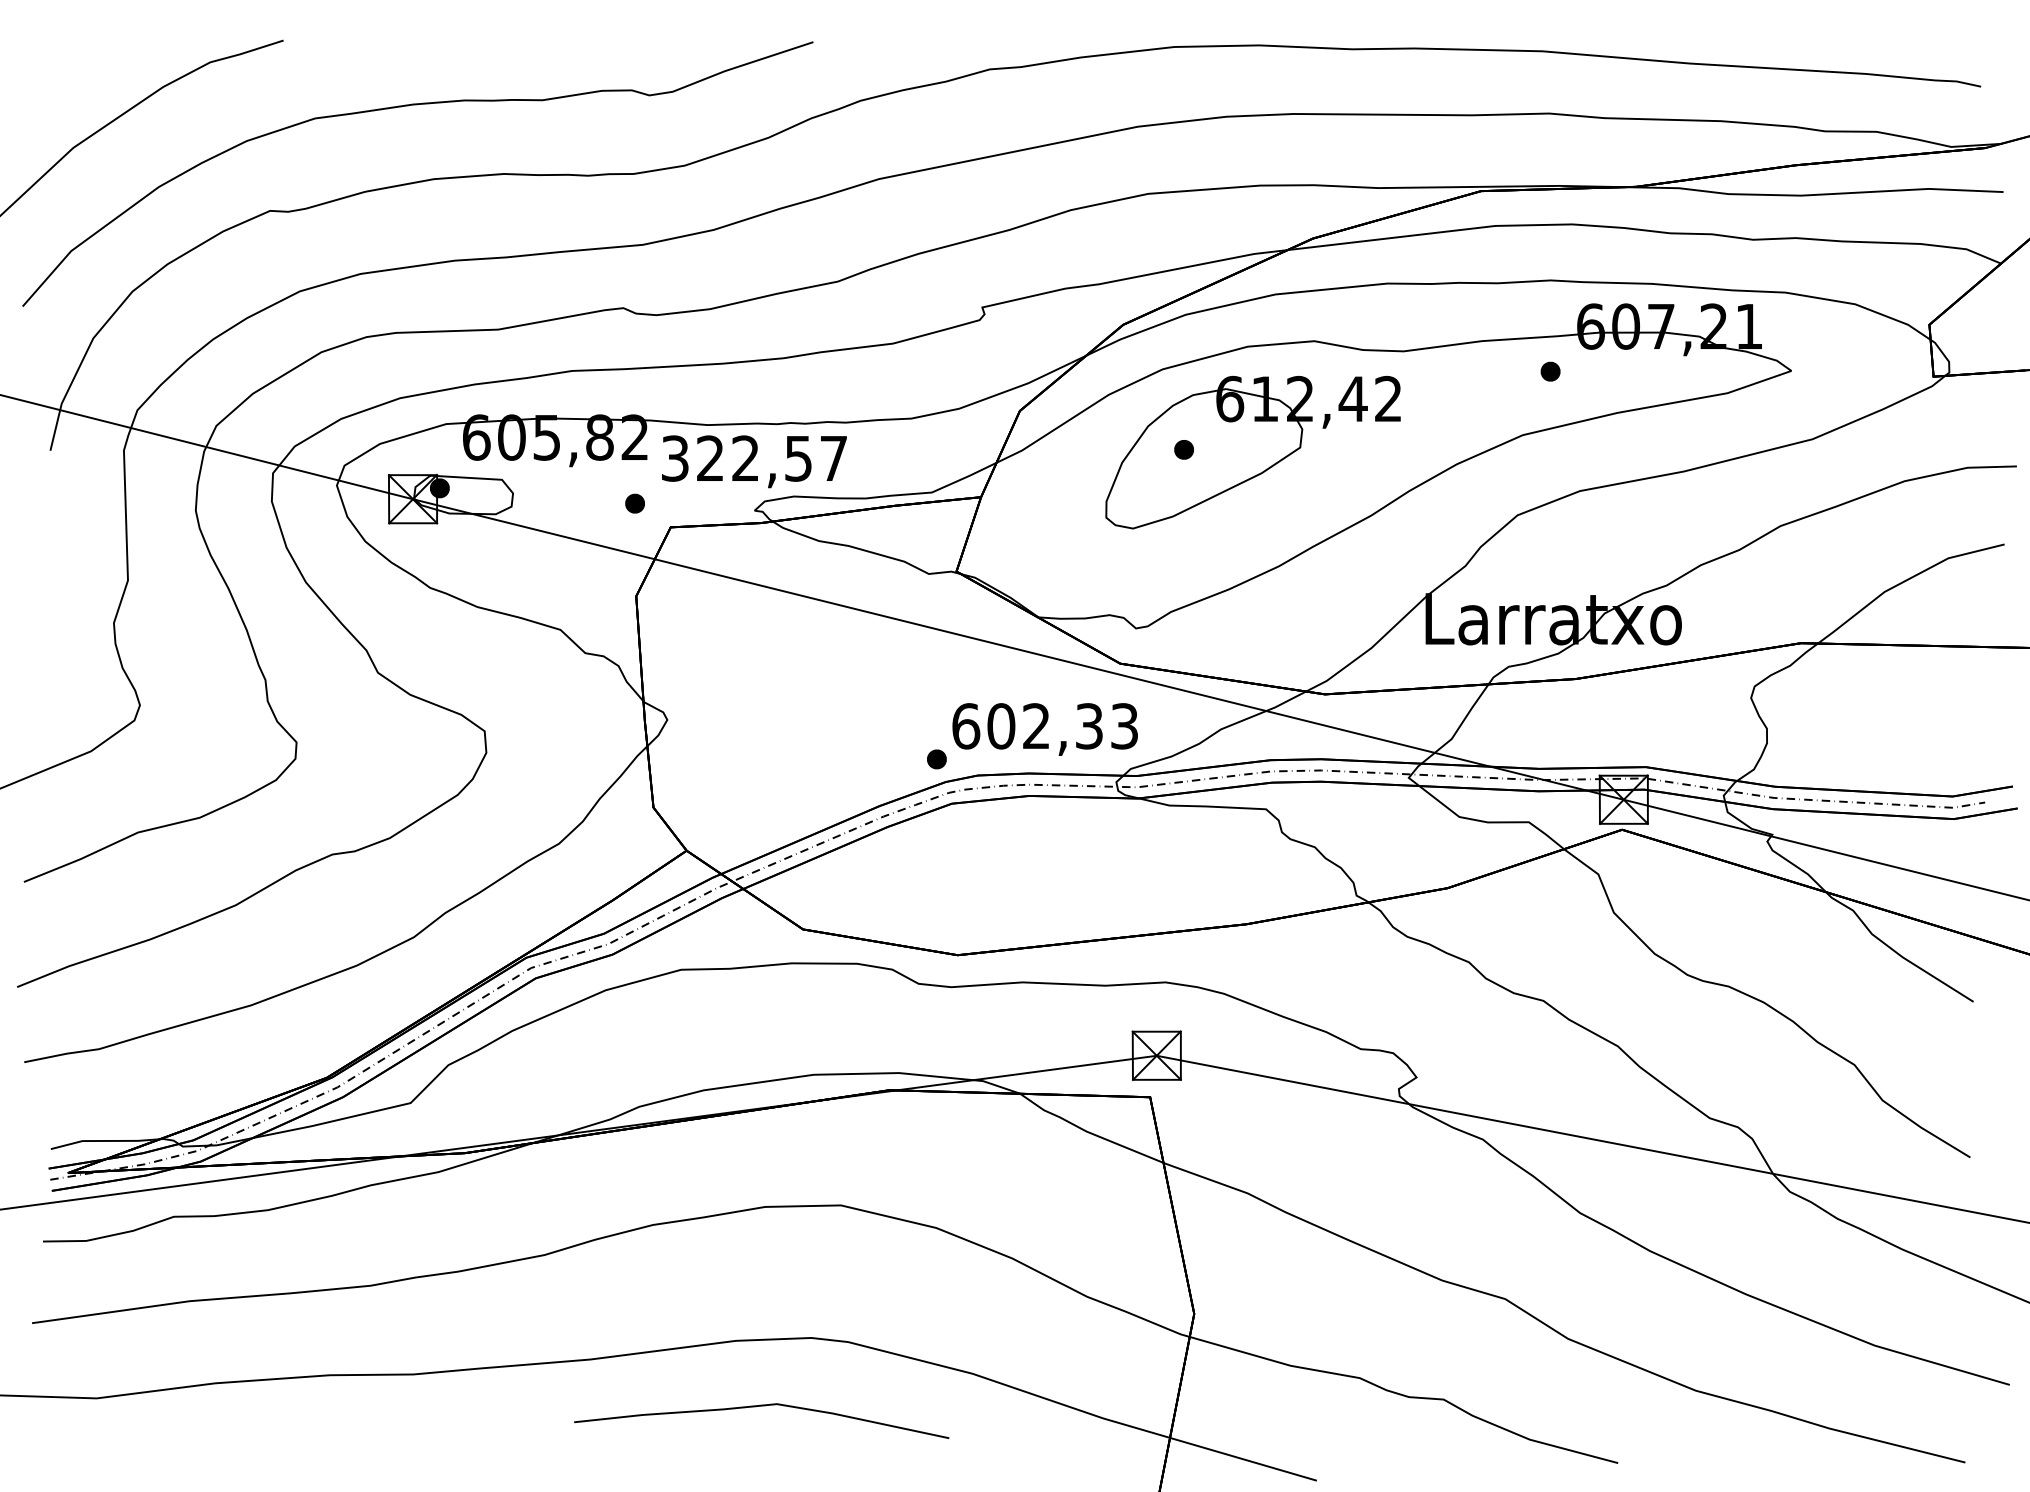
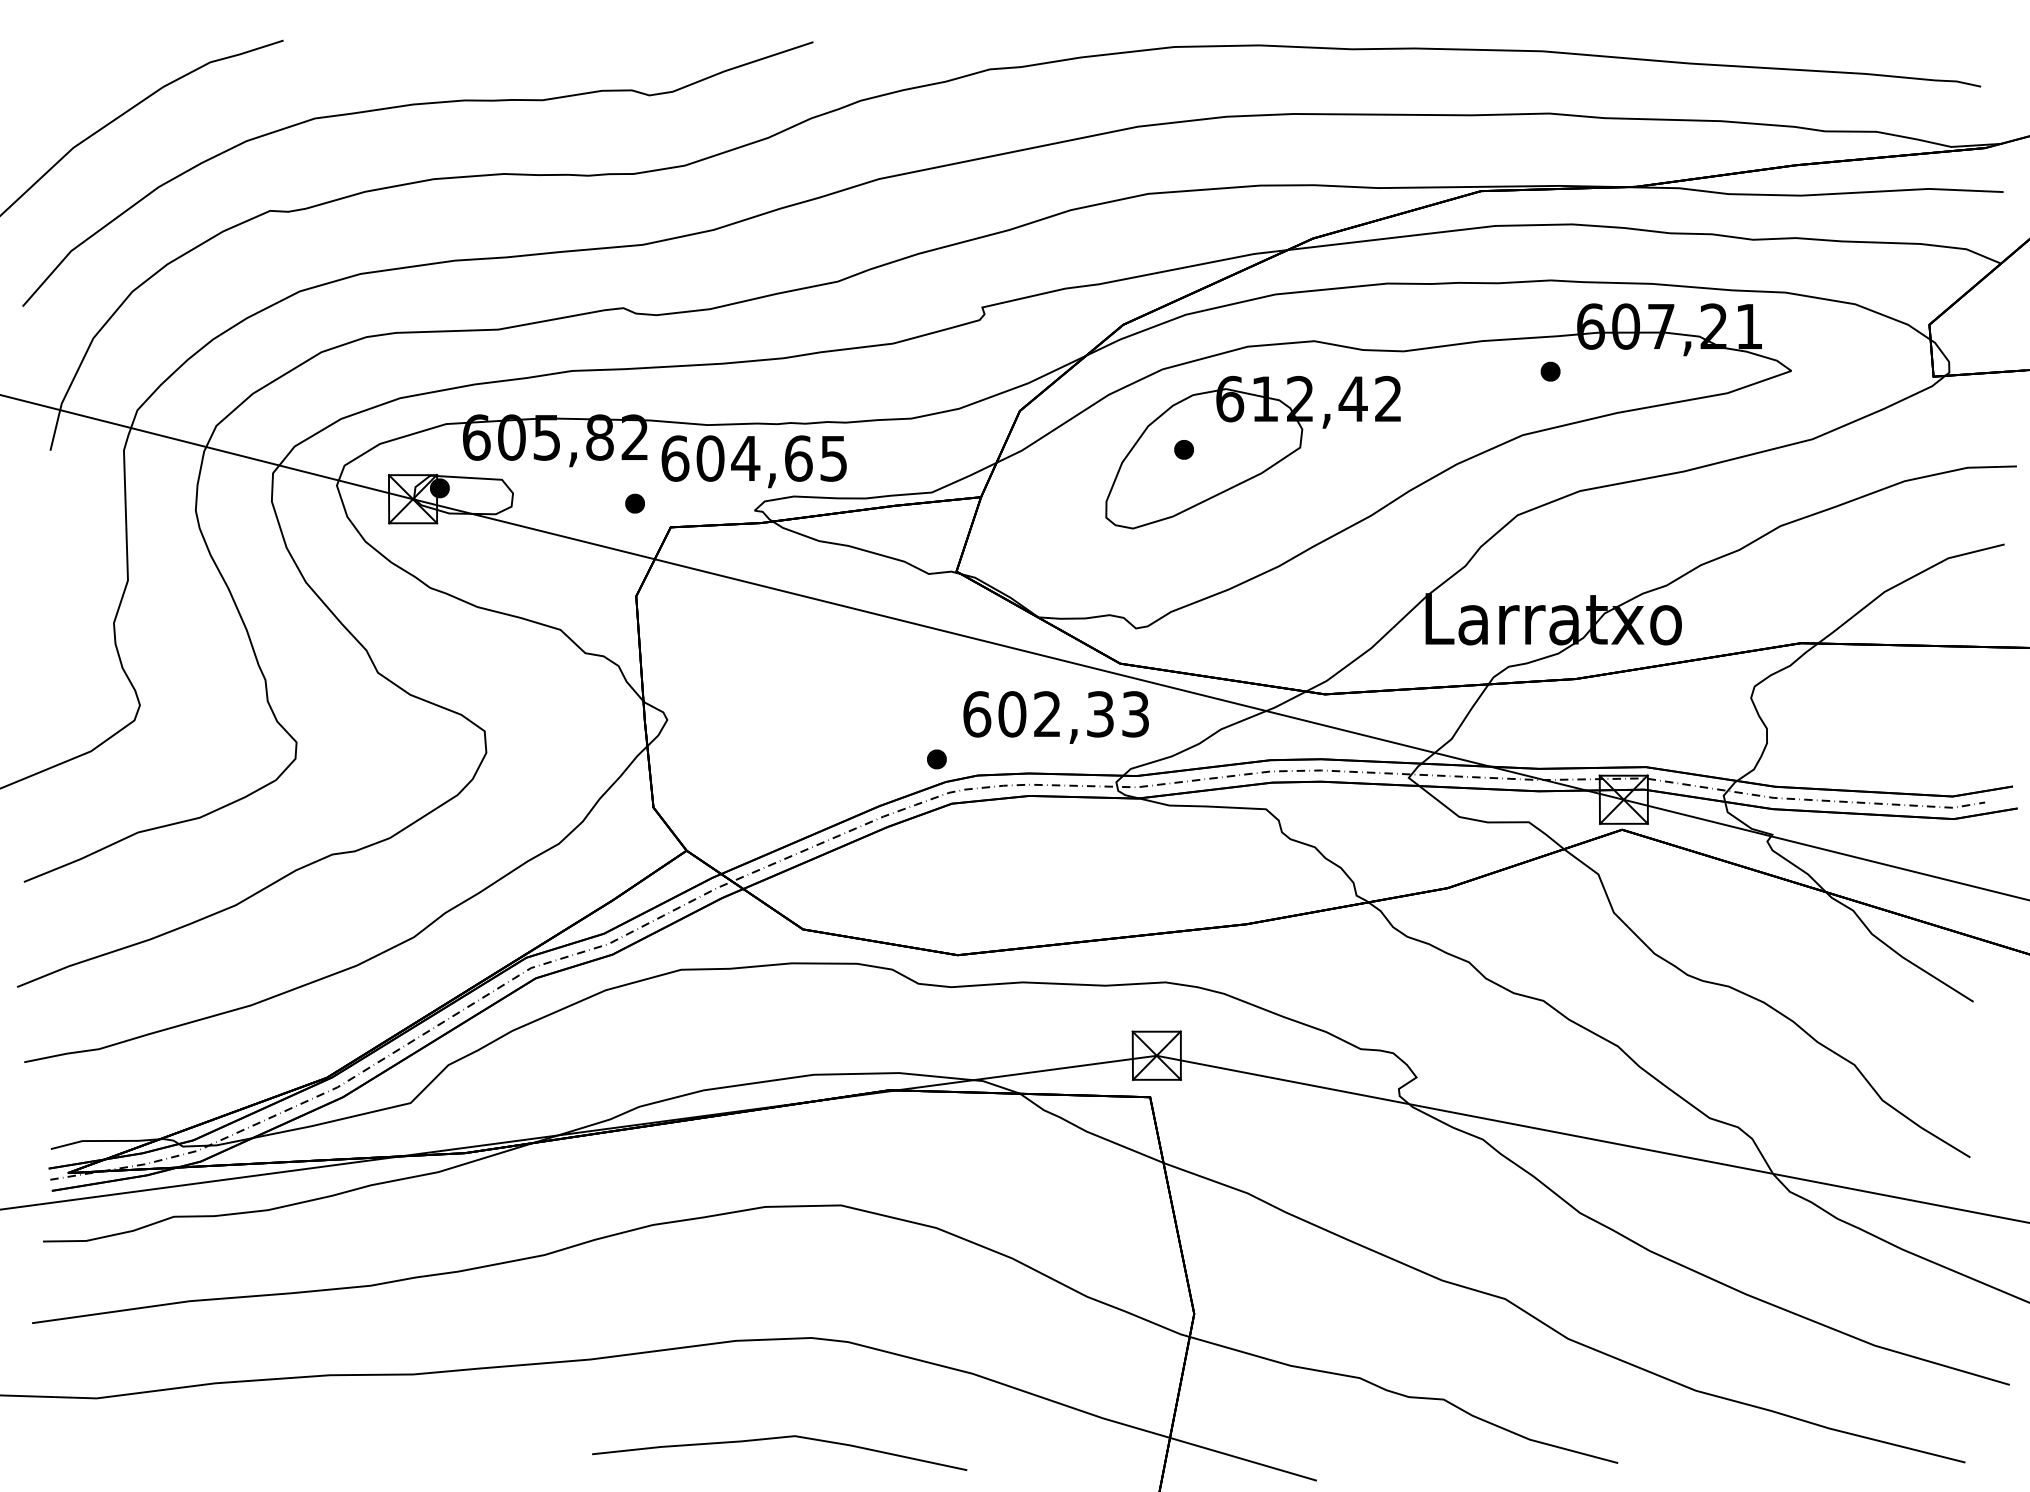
text: 322,57 -> 604,65 (753, 458)
text position: (1044, 729) -> (1055, 717) (1055, 717)
curve position: (761, 1406) -> (779, 1438) (779, 1438)
